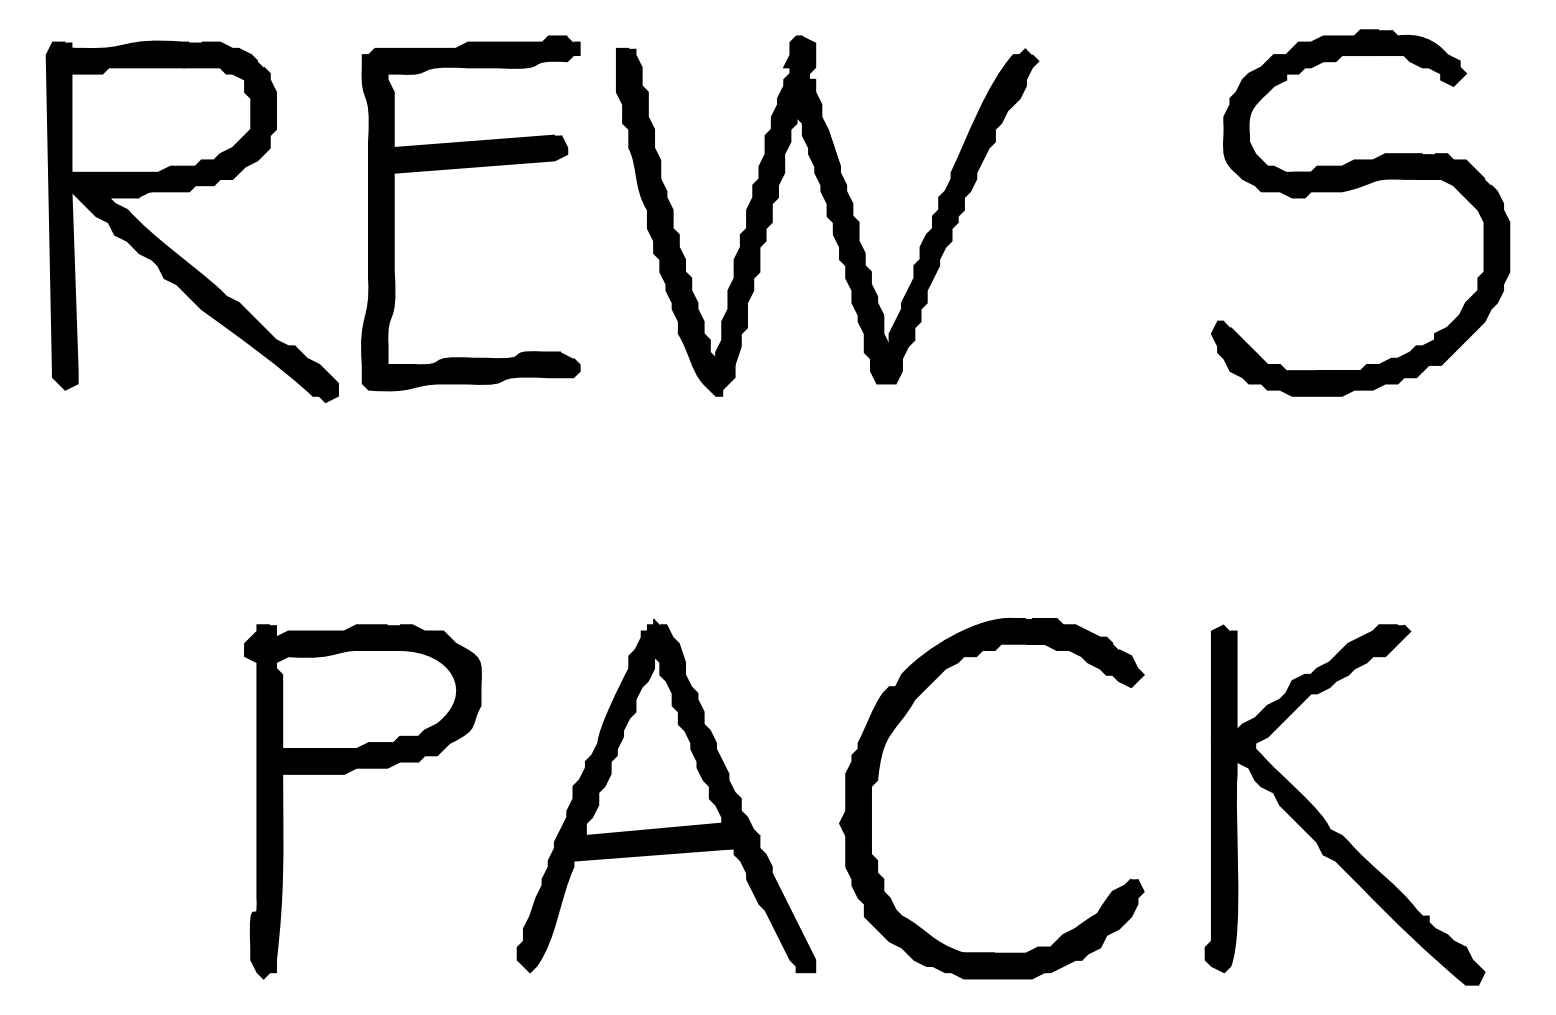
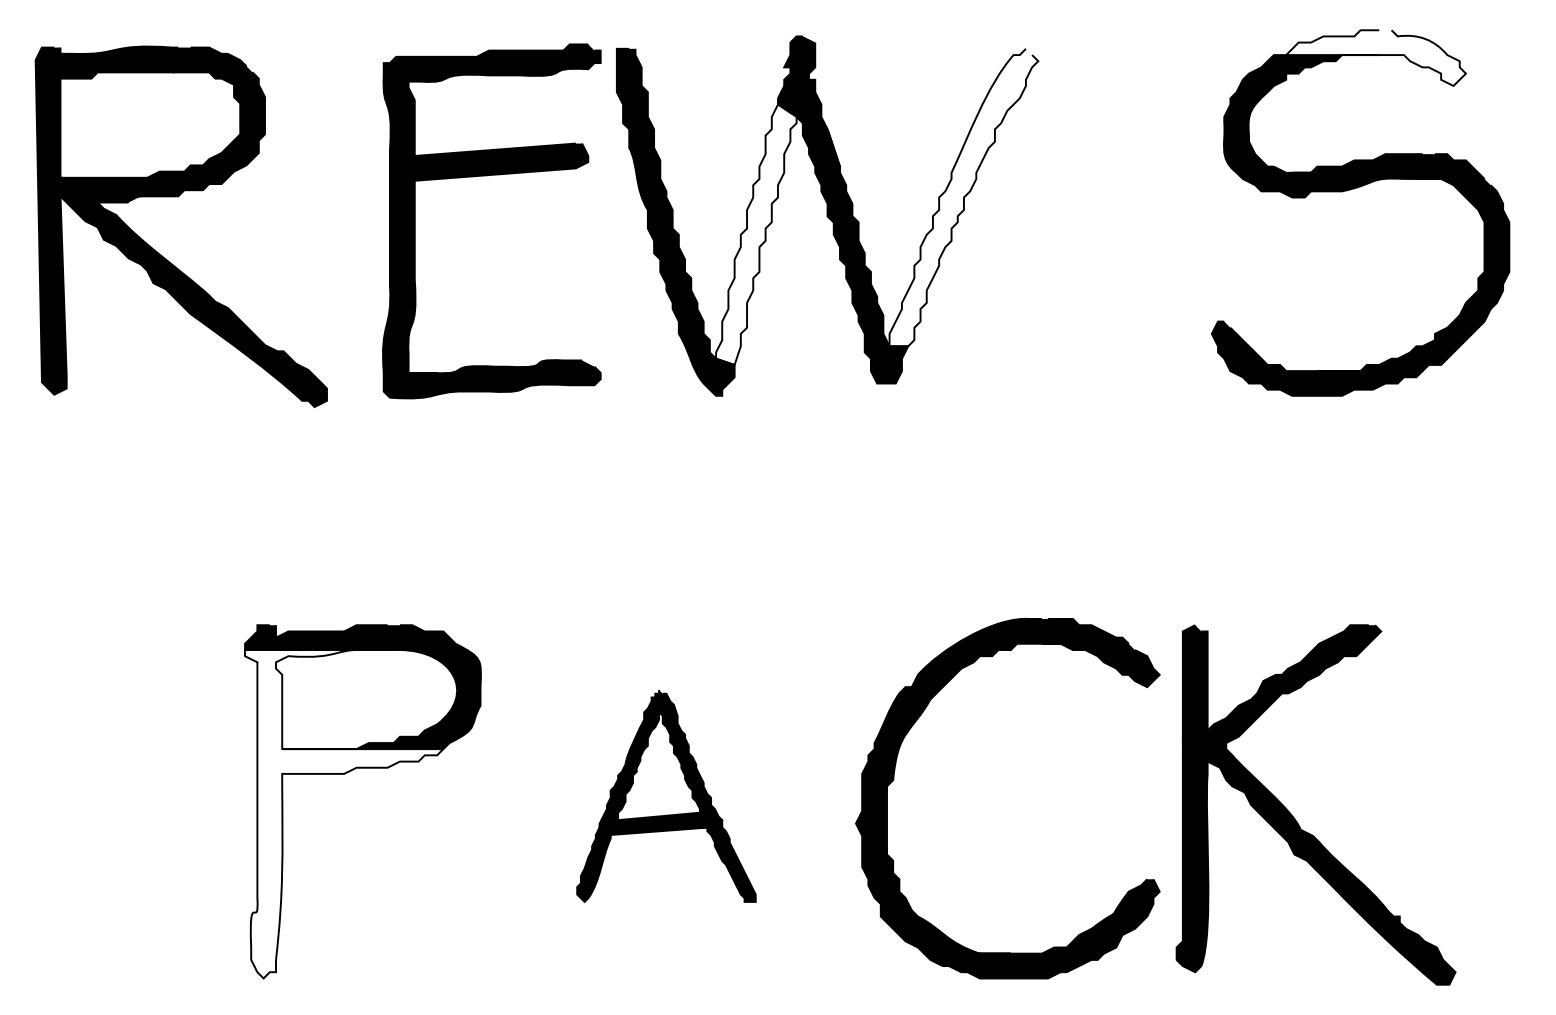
fill: present -> none (1375, 57)
part position: (466, 168) -> (487, 176) (487, 176)
part position: (189, 192) -> (178, 197) (178, 197)
fill: present -> none (963, 197)
fill: present -> none (756, 234)
part position: (878, 779) -> (894, 779) (894, 779)
part size: 301x355 px -> 181x213 px (666, 796)
fill: present -> none (343, 813)
part position: (1324, 818) -> (1295, 818) (1295, 818)
